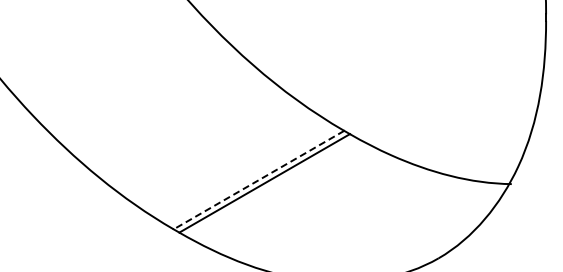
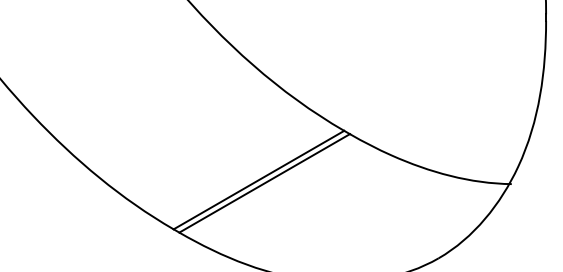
line: dashed -> solid (258, 180)
